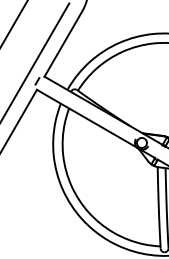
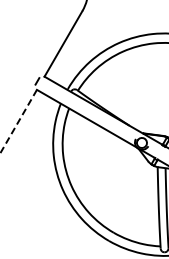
line: present -> none (14, 23)
line: present -> none (35, 61)
line: solid -> dashed (18, 121)
